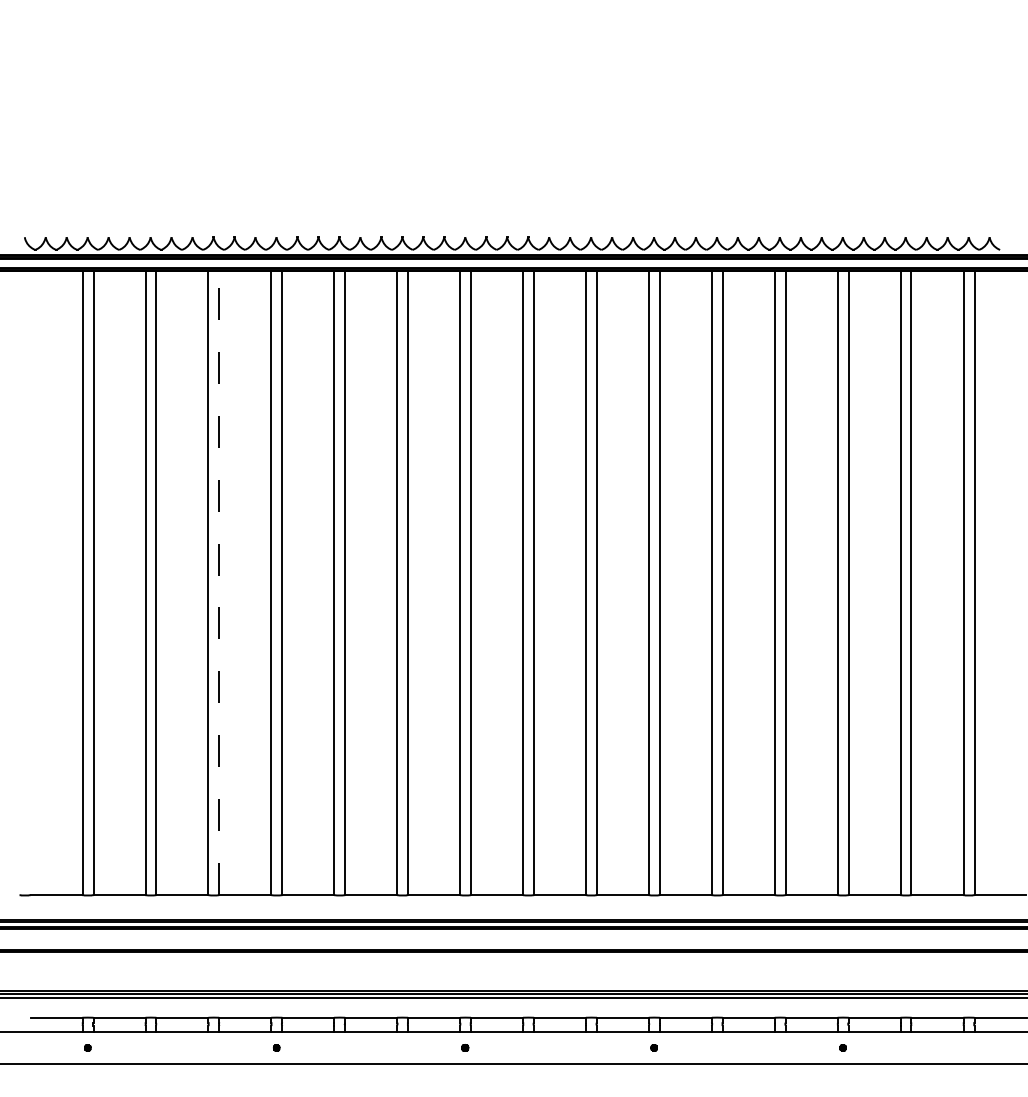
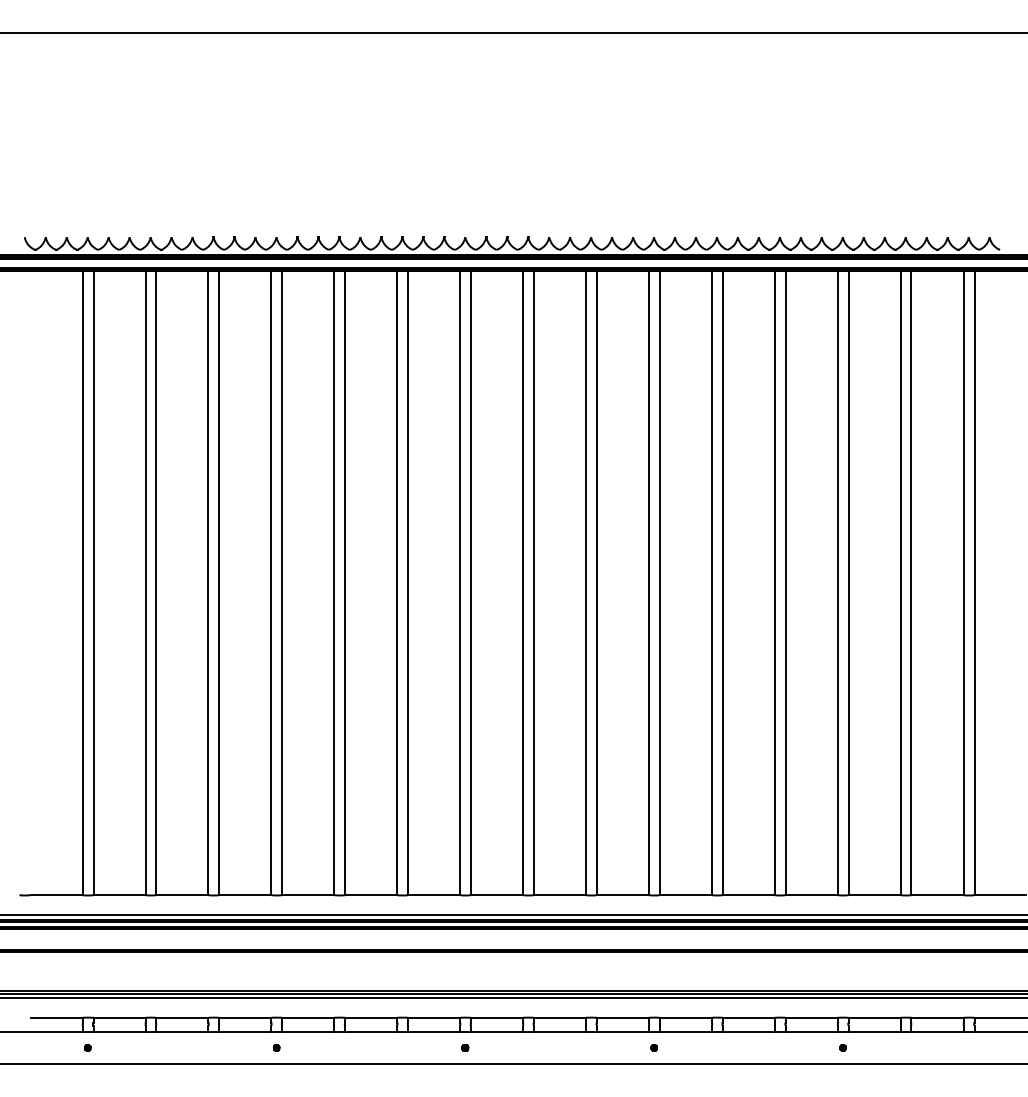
line: none -> present (513, 32)
line: dashed -> solid (219, 582)
line: none -> present (513, 915)
